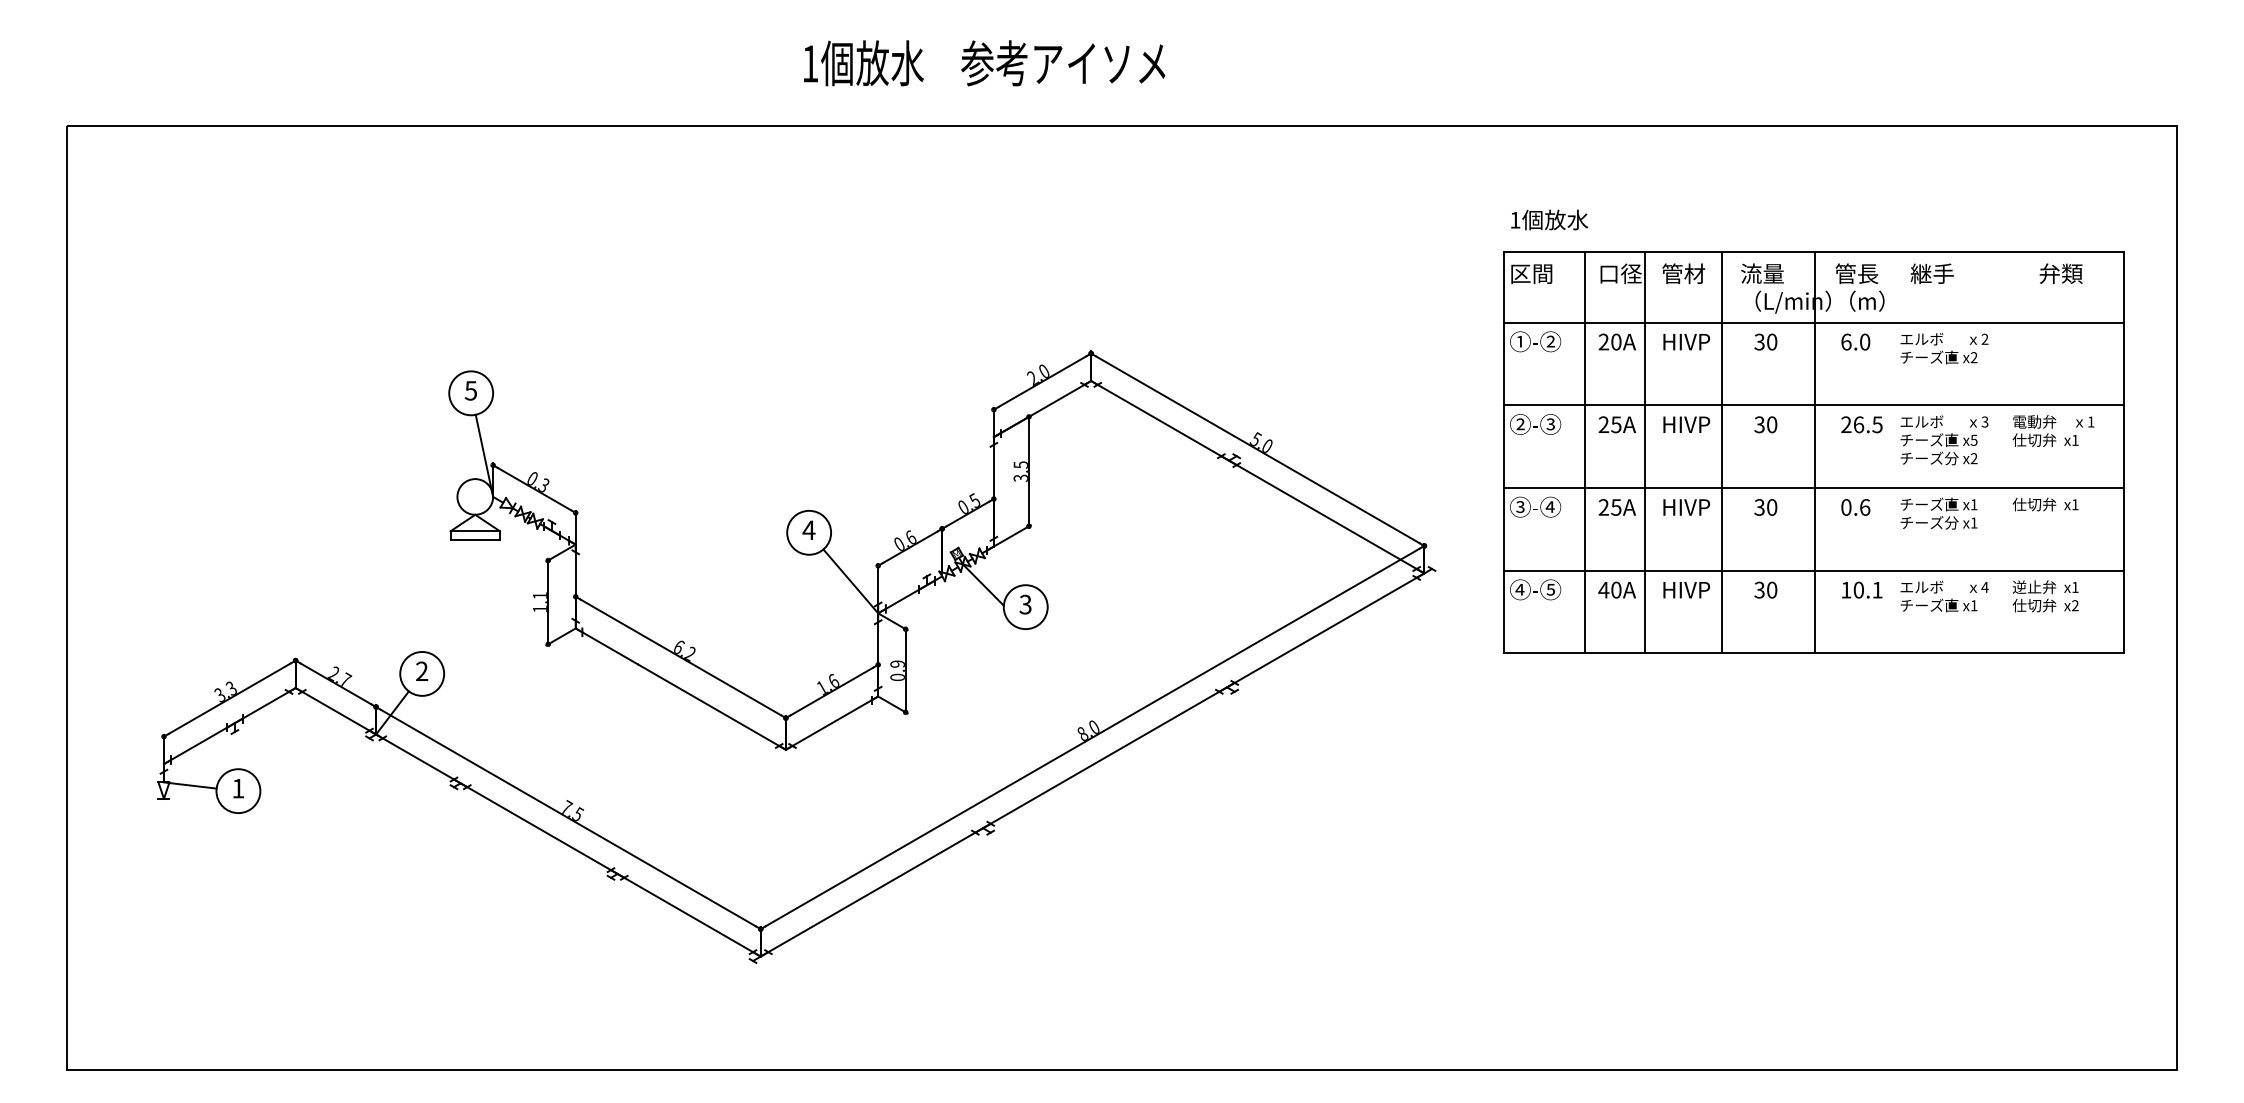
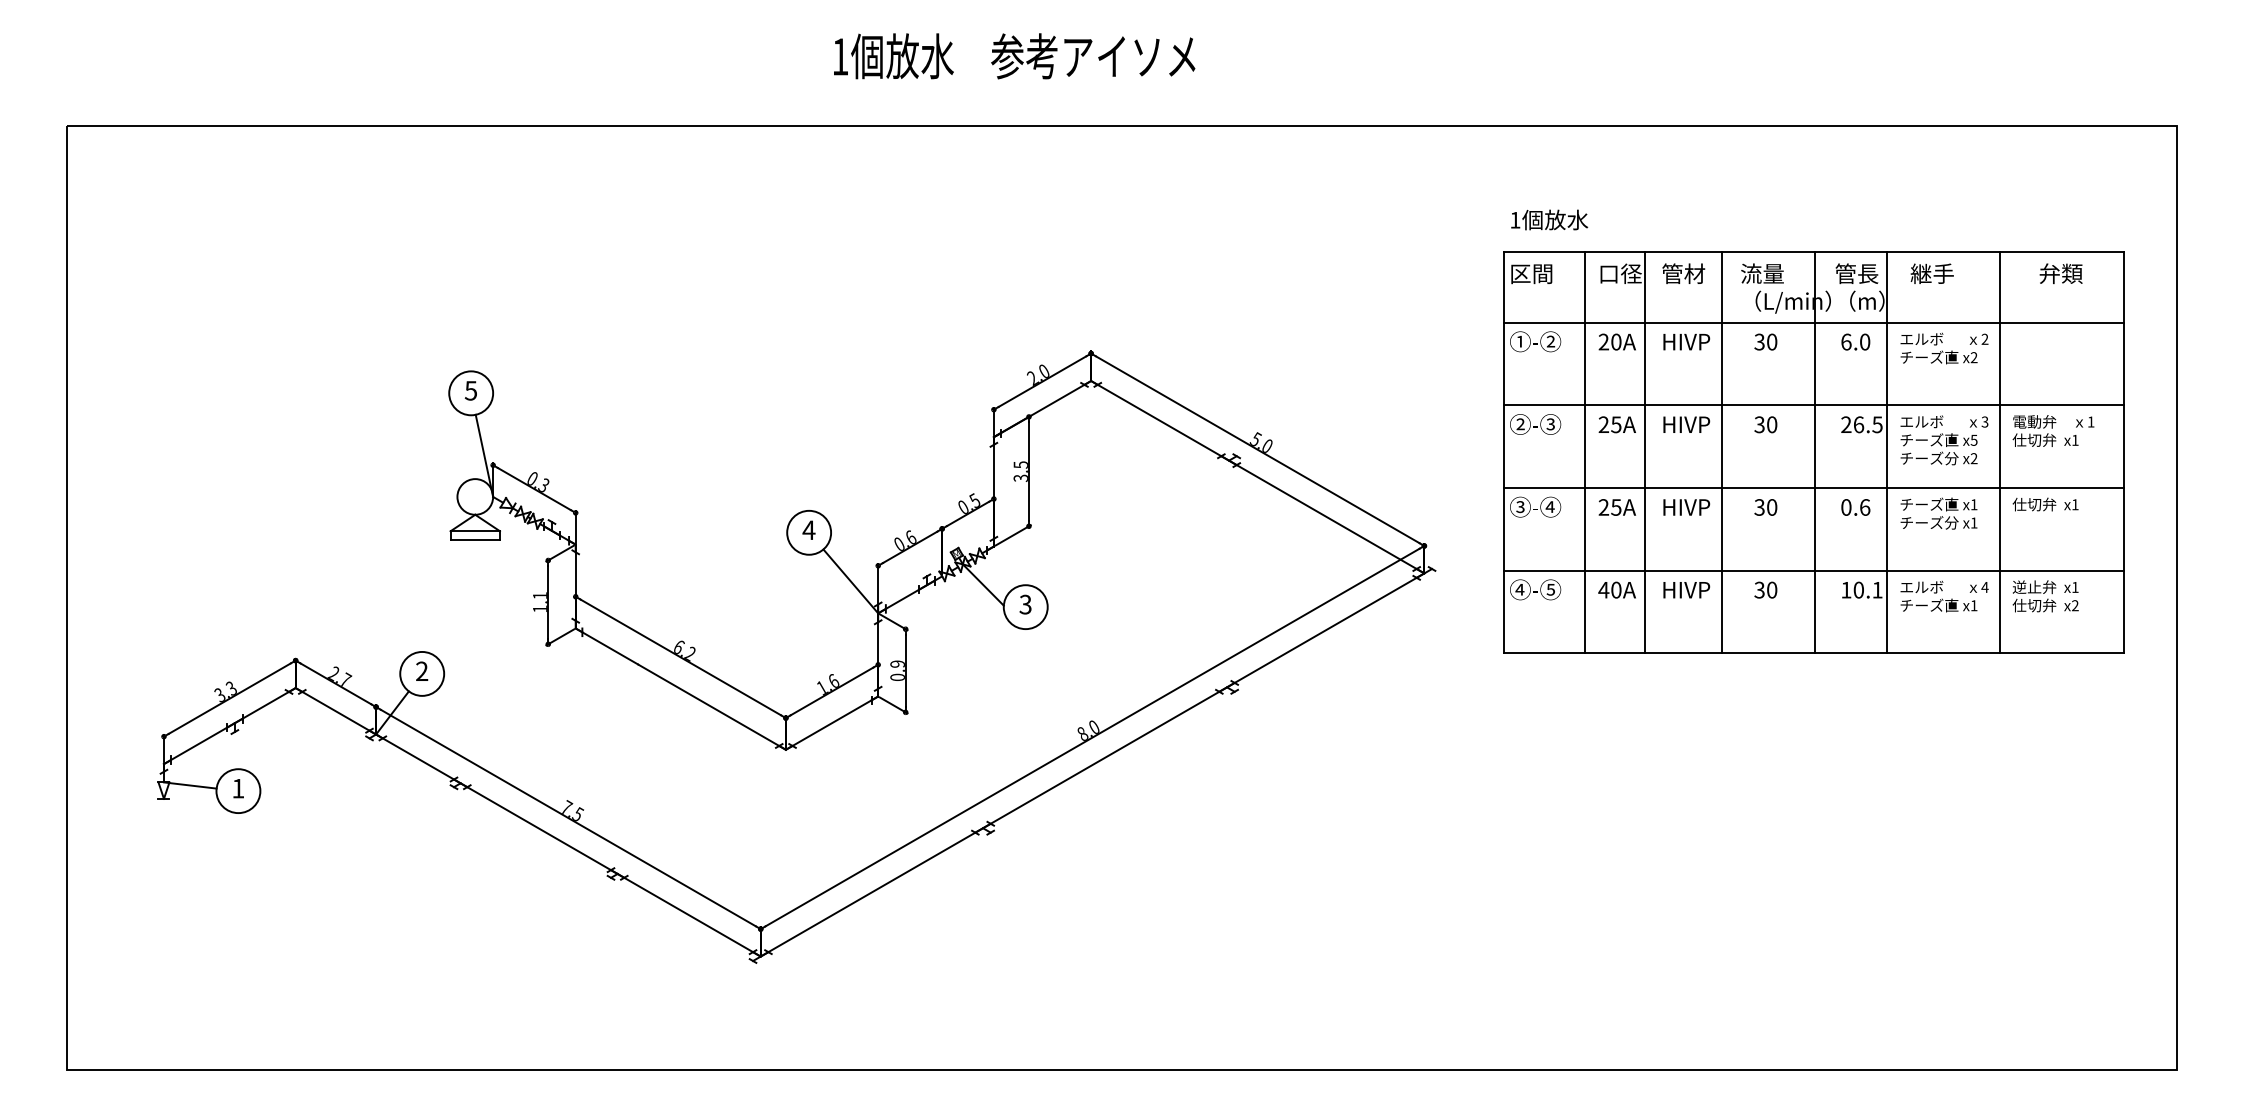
text position: (984, 63) -> (1014, 56) (1014, 56)
line: none -> present (1887, 452)
line: none -> present (1999, 452)
